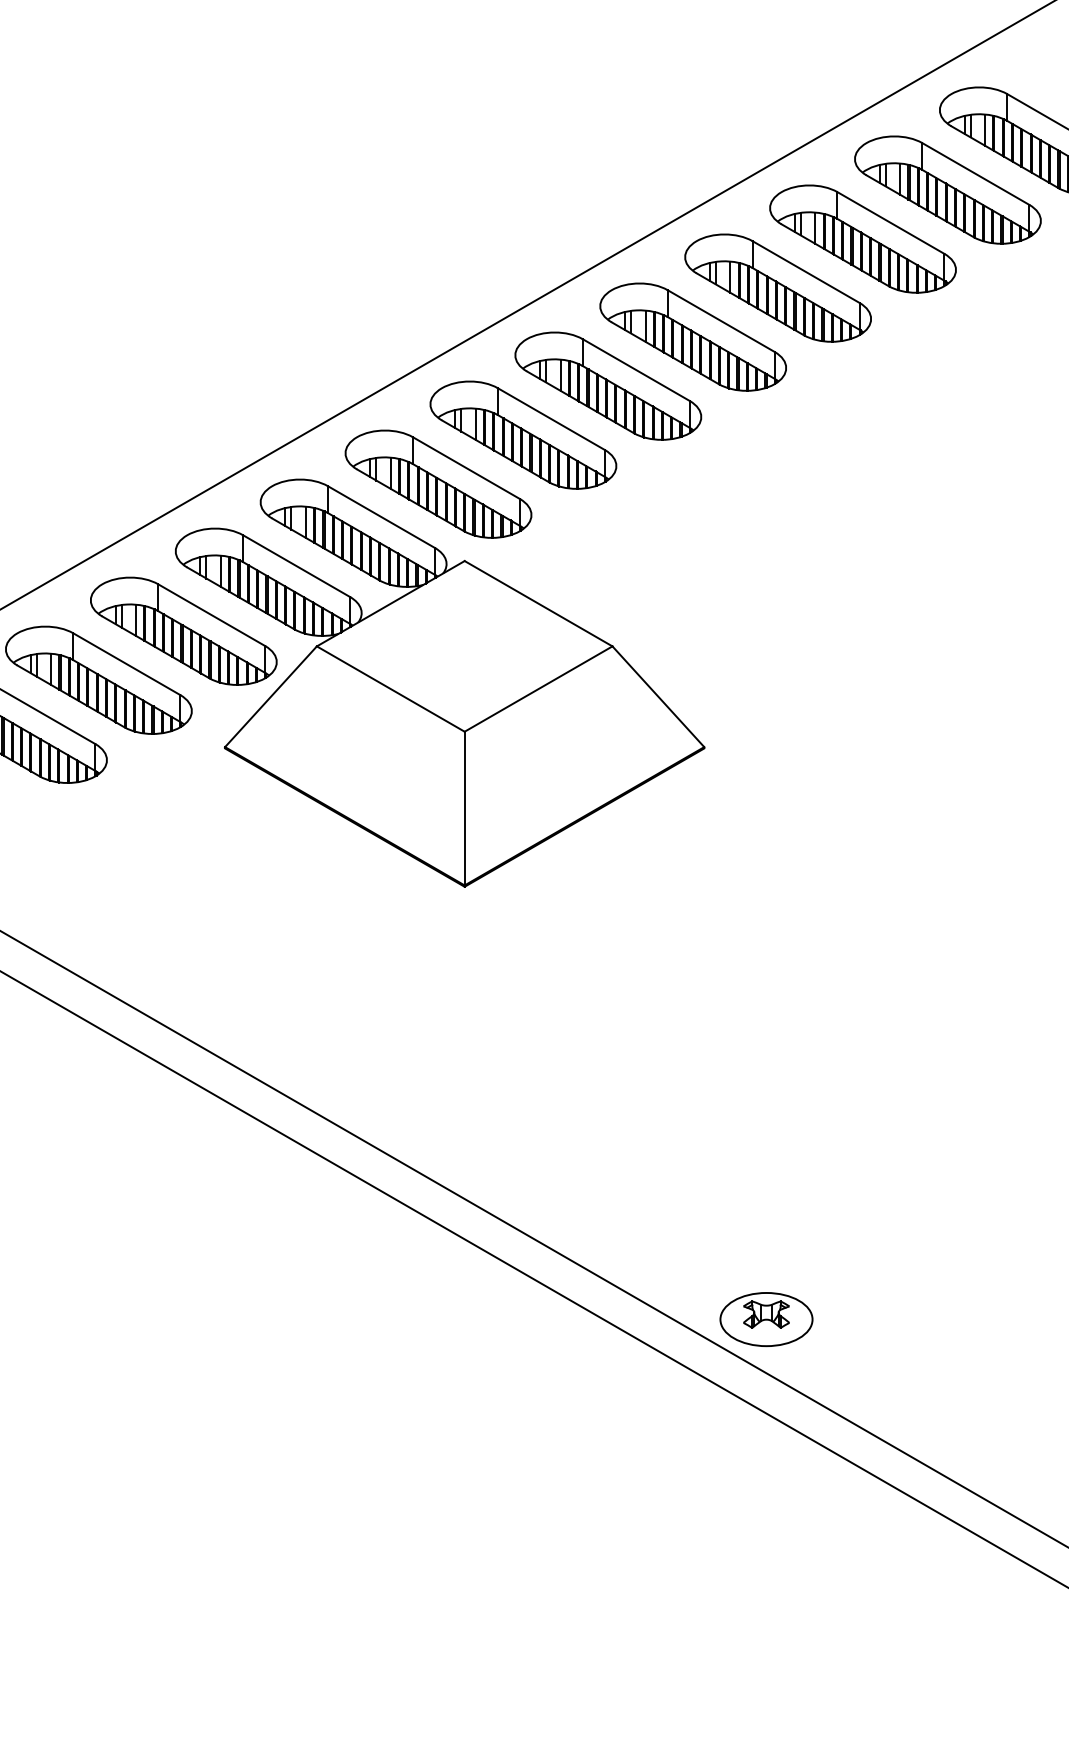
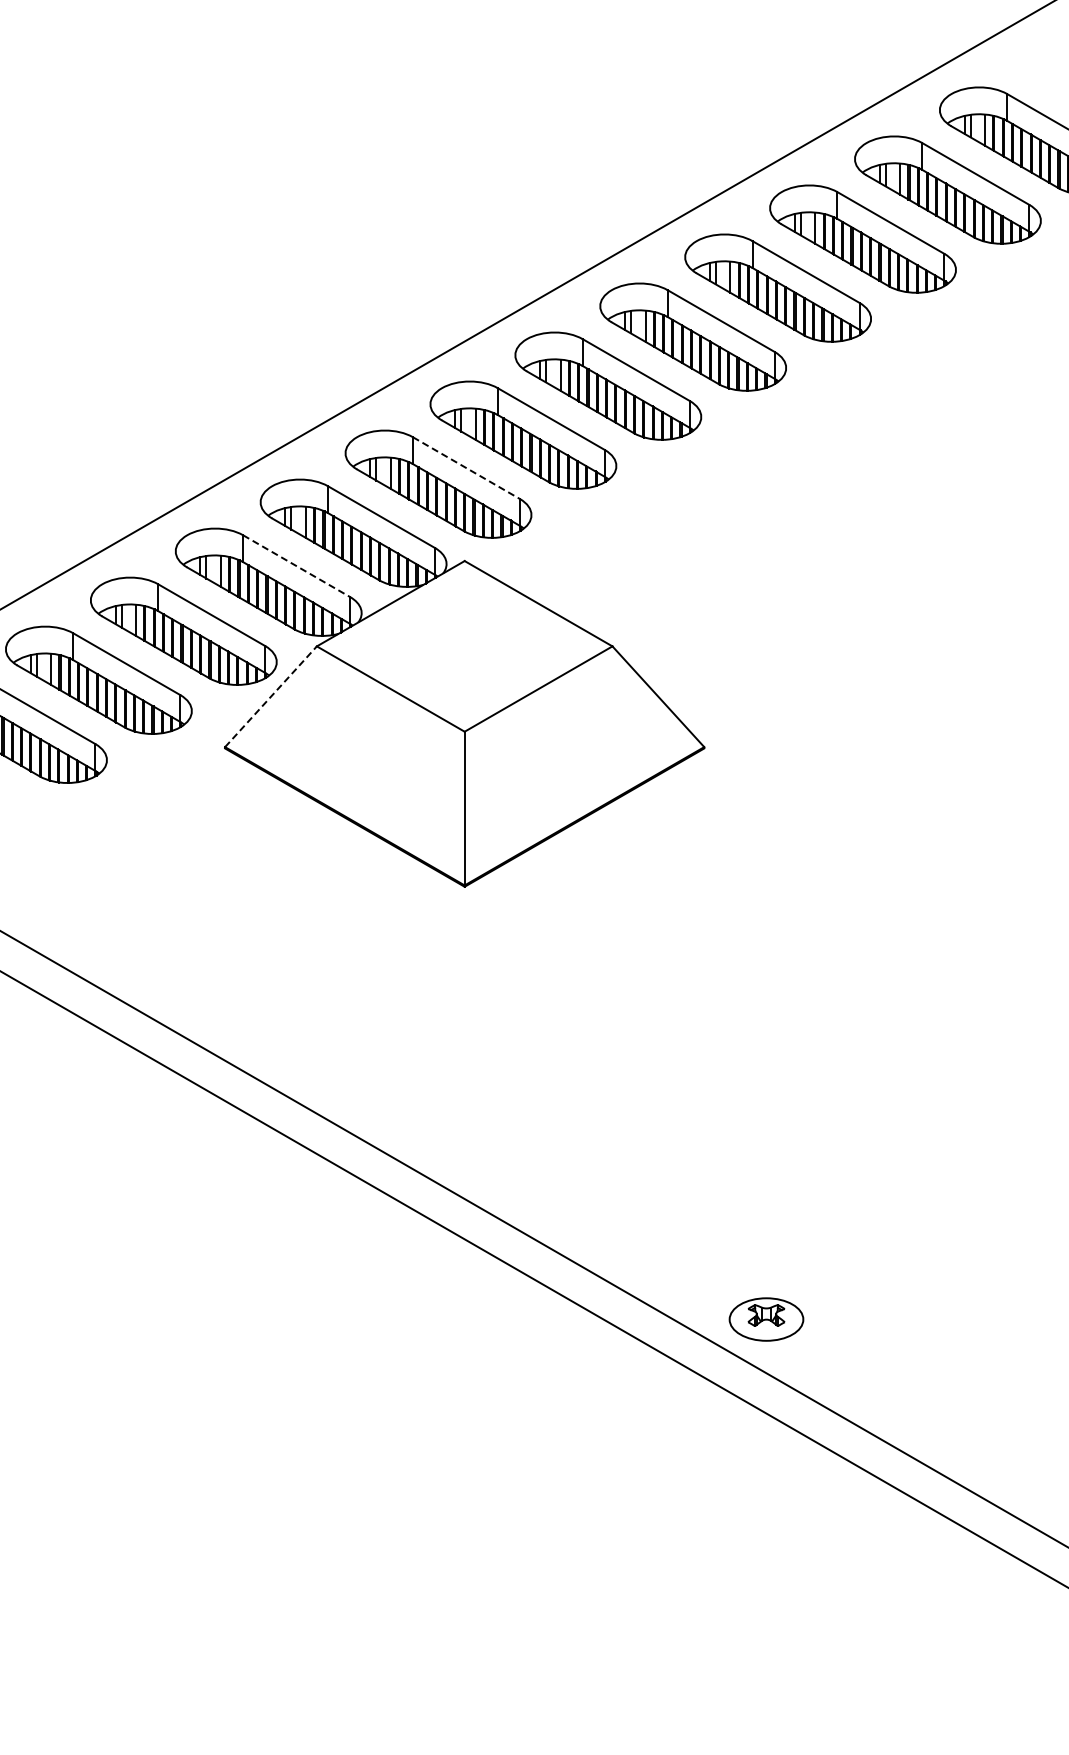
line: solid -> dashed (466, 468)
line: solid -> dashed (296, 566)
line: solid -> dashed (271, 696)
part size: 95x55 px -> 77x45 px (766, 1319)
